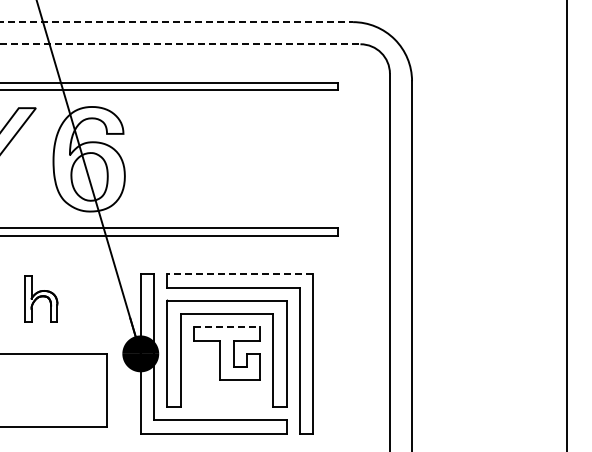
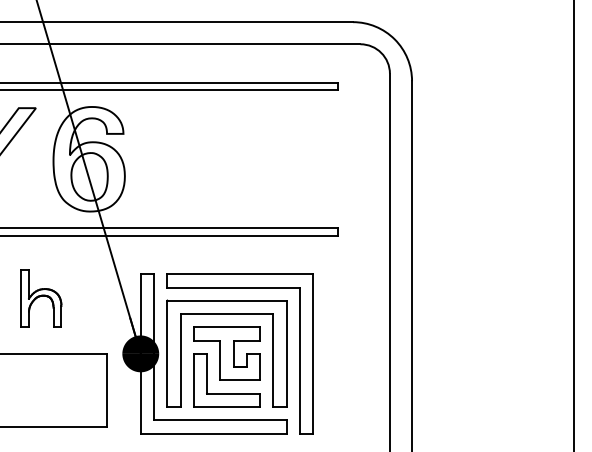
line: dashed -> solid (177, 22)
line: dashed -> solid (180, 44)
line position: (567, 225) -> (574, 225) (574, 225)
line: dashed -> solid (240, 274)
part size: 35x48 px -> 43x59 px (41, 298)
line: dashed -> solid (227, 327)
part: none -> present (226, 393)
